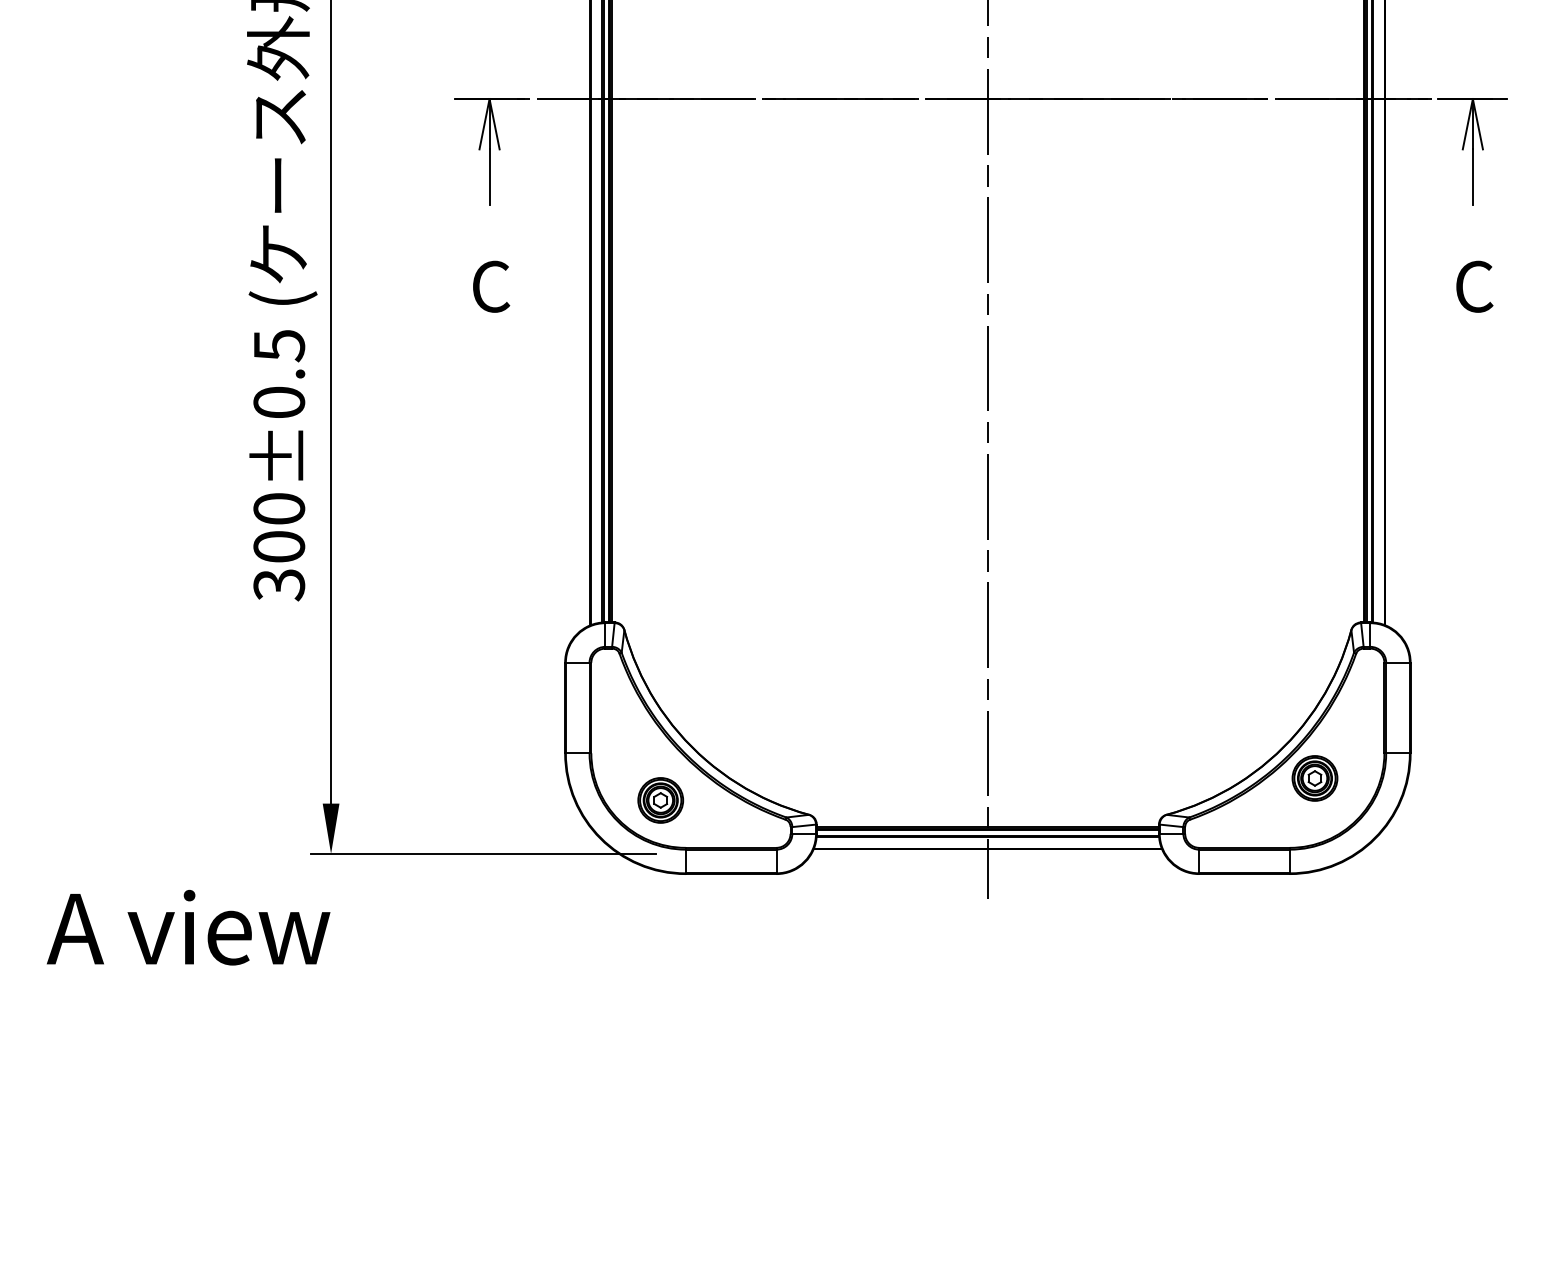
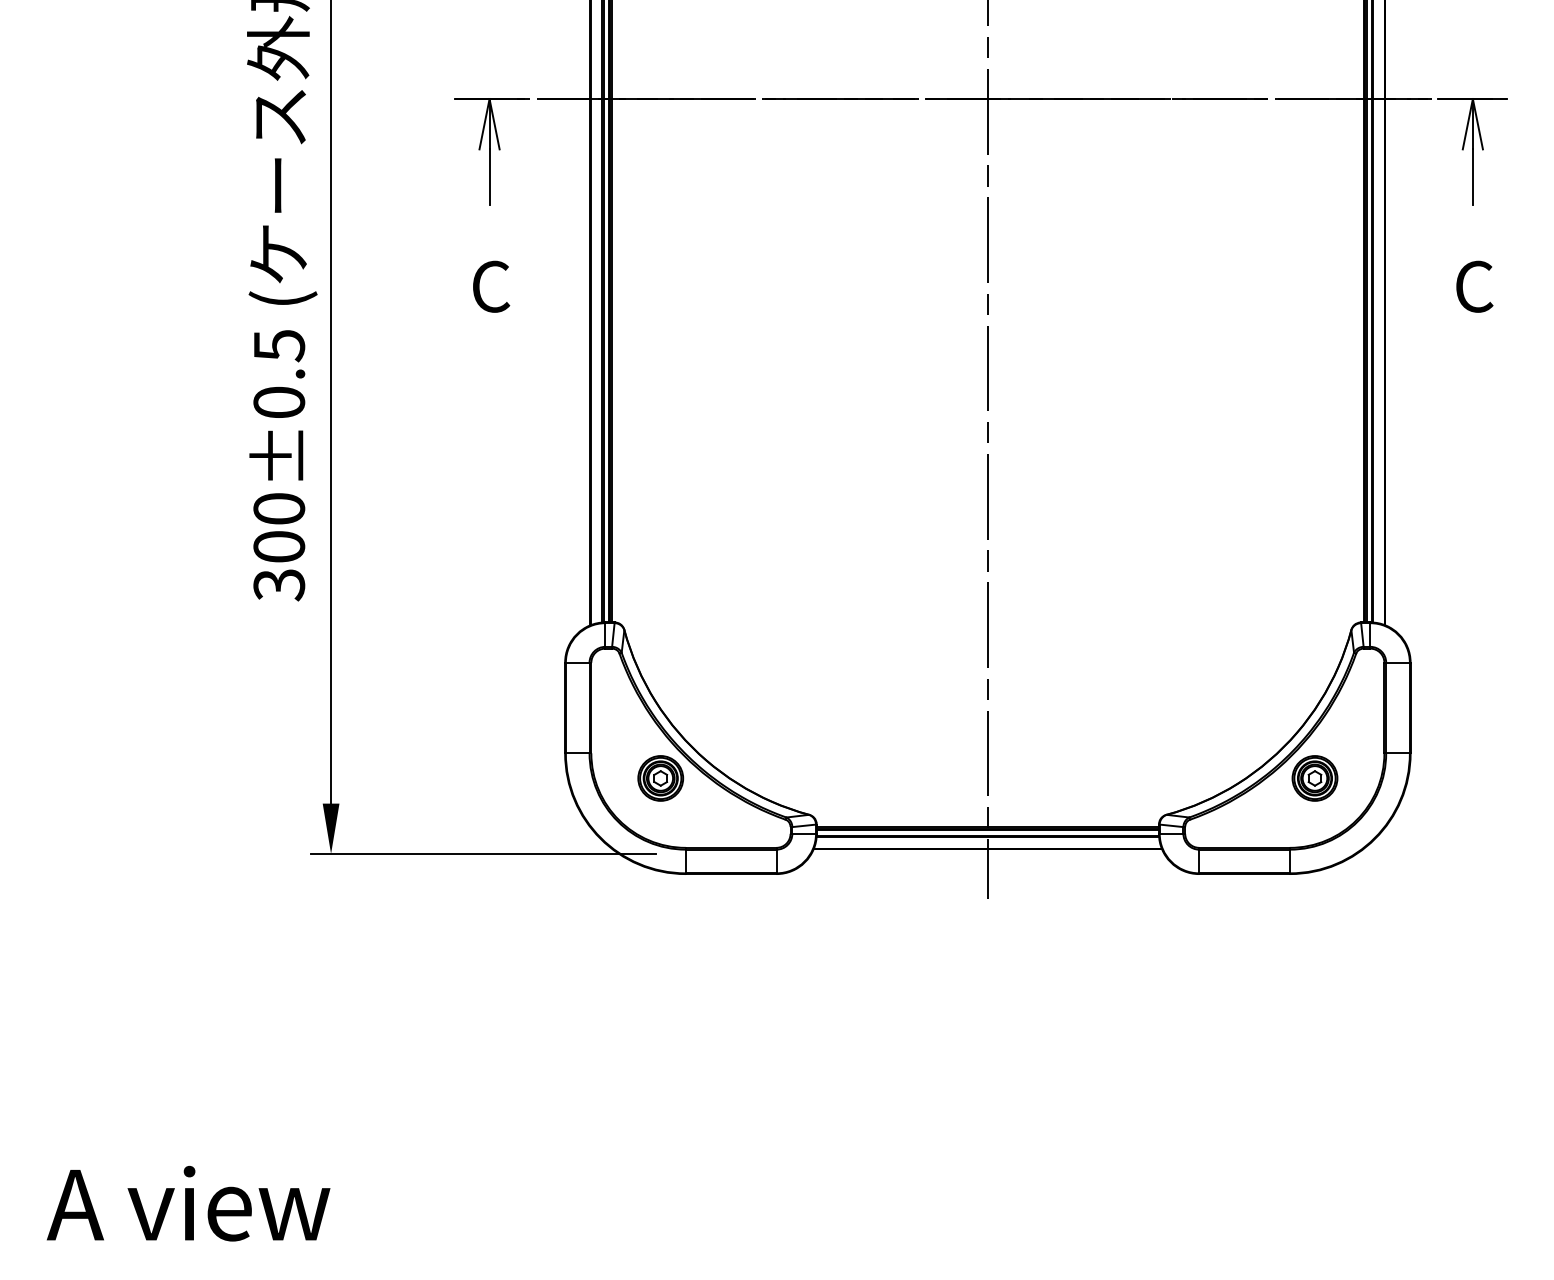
part position: (660, 800) -> (660, 778) (660, 778)
text position: (188, 927) -> (188, 1203) (188, 1203)
